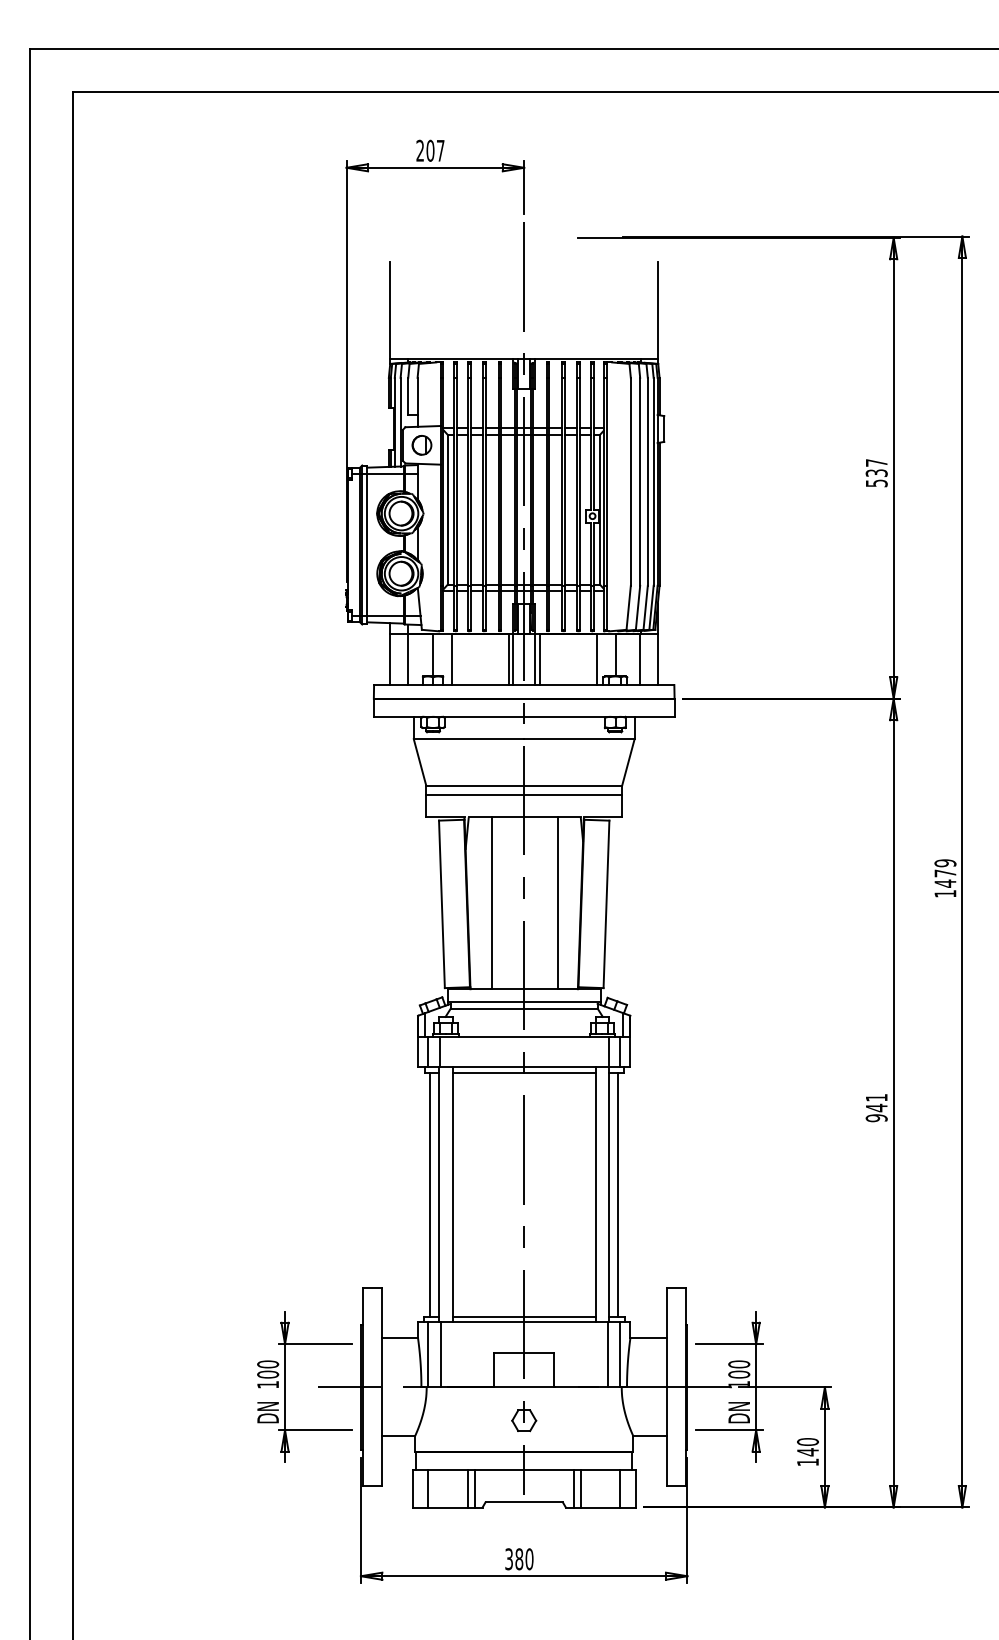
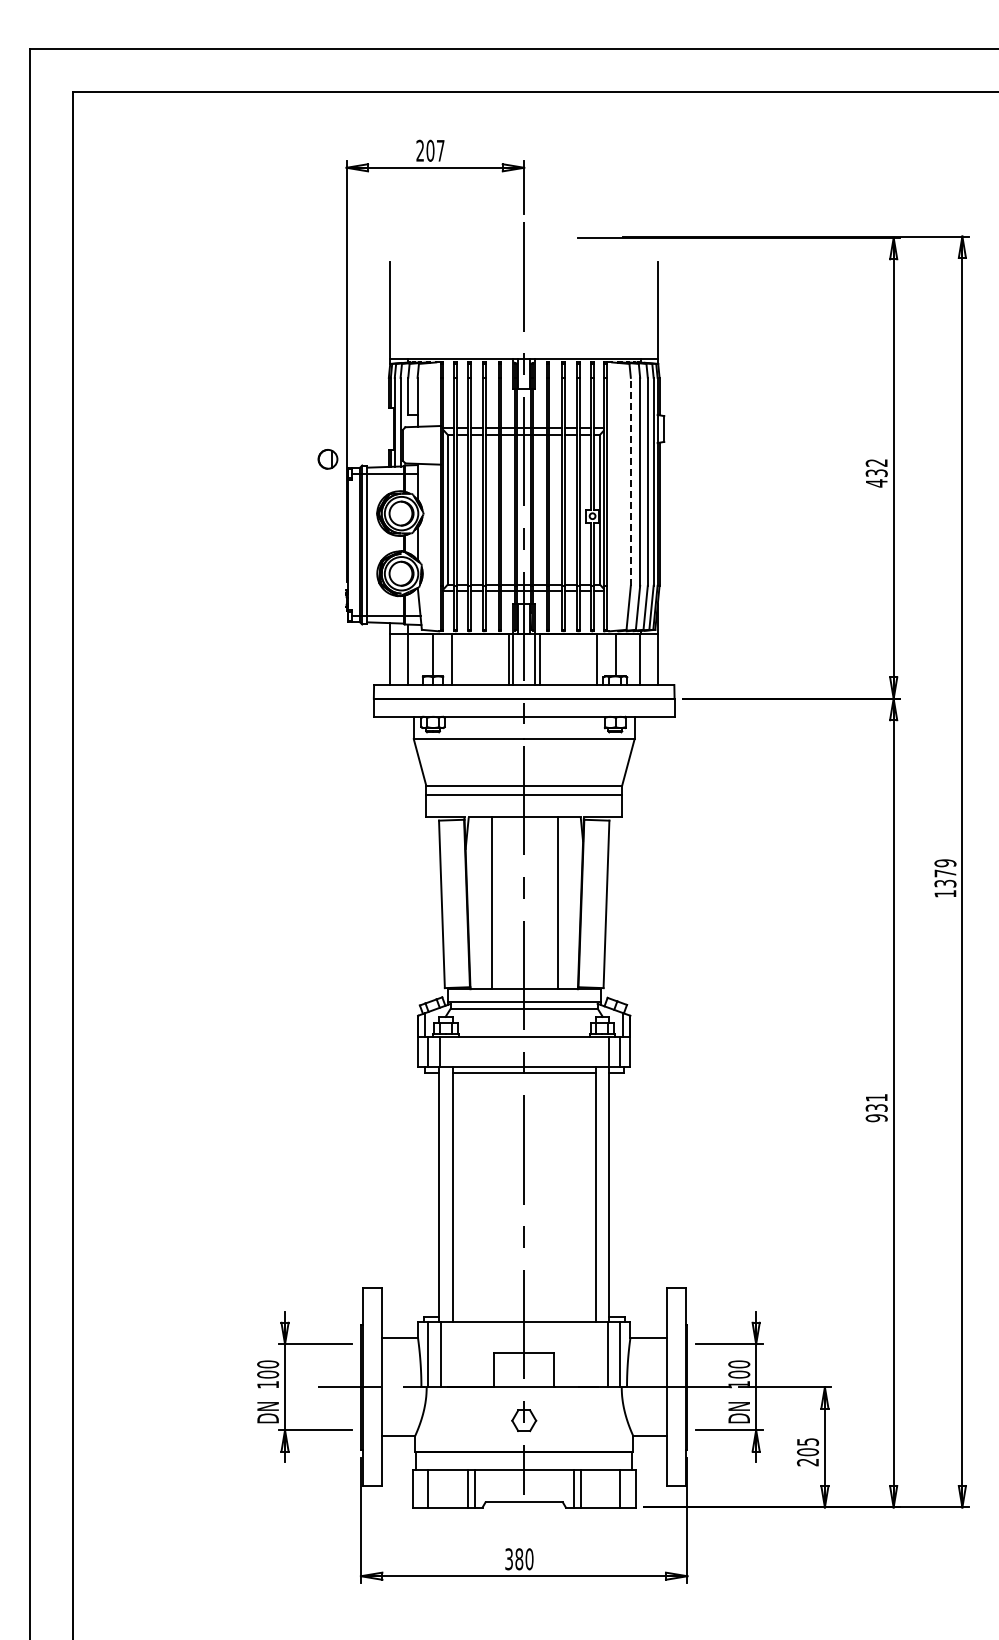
part position: (421, 445) -> (327, 459) (327, 459)
text: 537 -> 432 (876, 473)
line: solid -> dashed (630, 481)
text: 1479 -> 1379 (945, 883)
text: 941 -> 931 (876, 1107)
line: present -> none (430, 1194)
line: present -> none (618, 1194)
line: present -> none (523, 1316)
text: 140 -> 205 (807, 1452)
